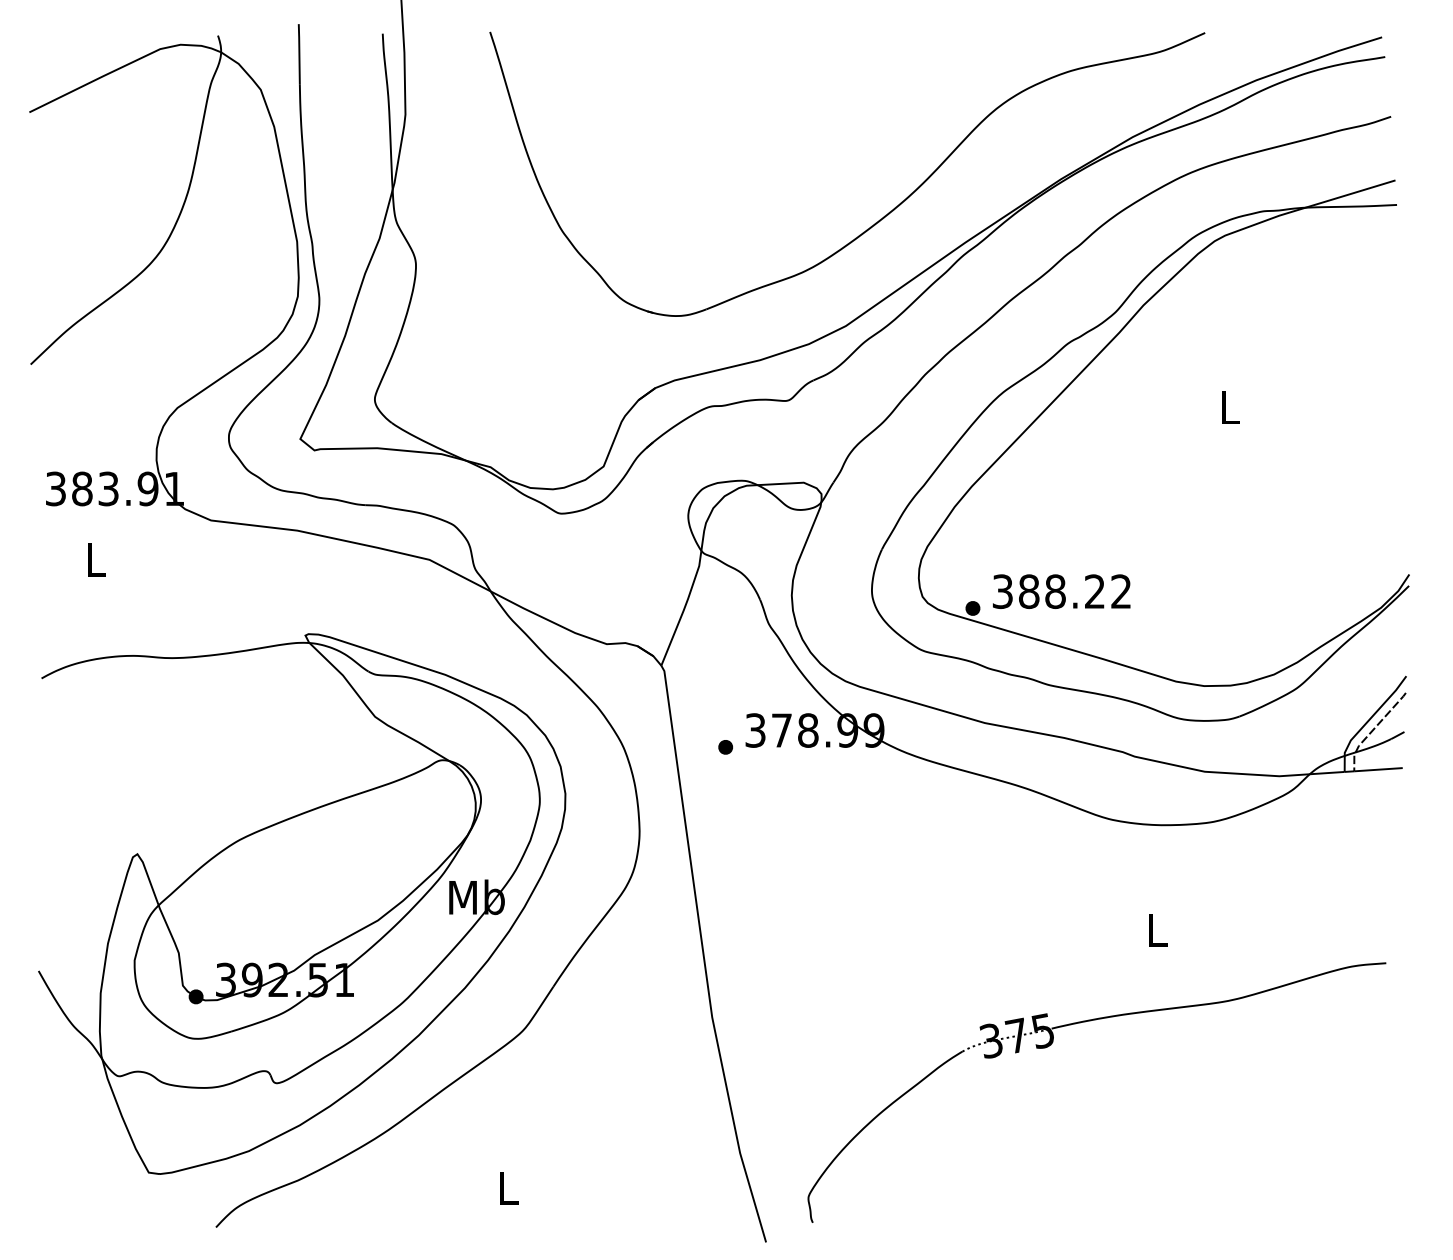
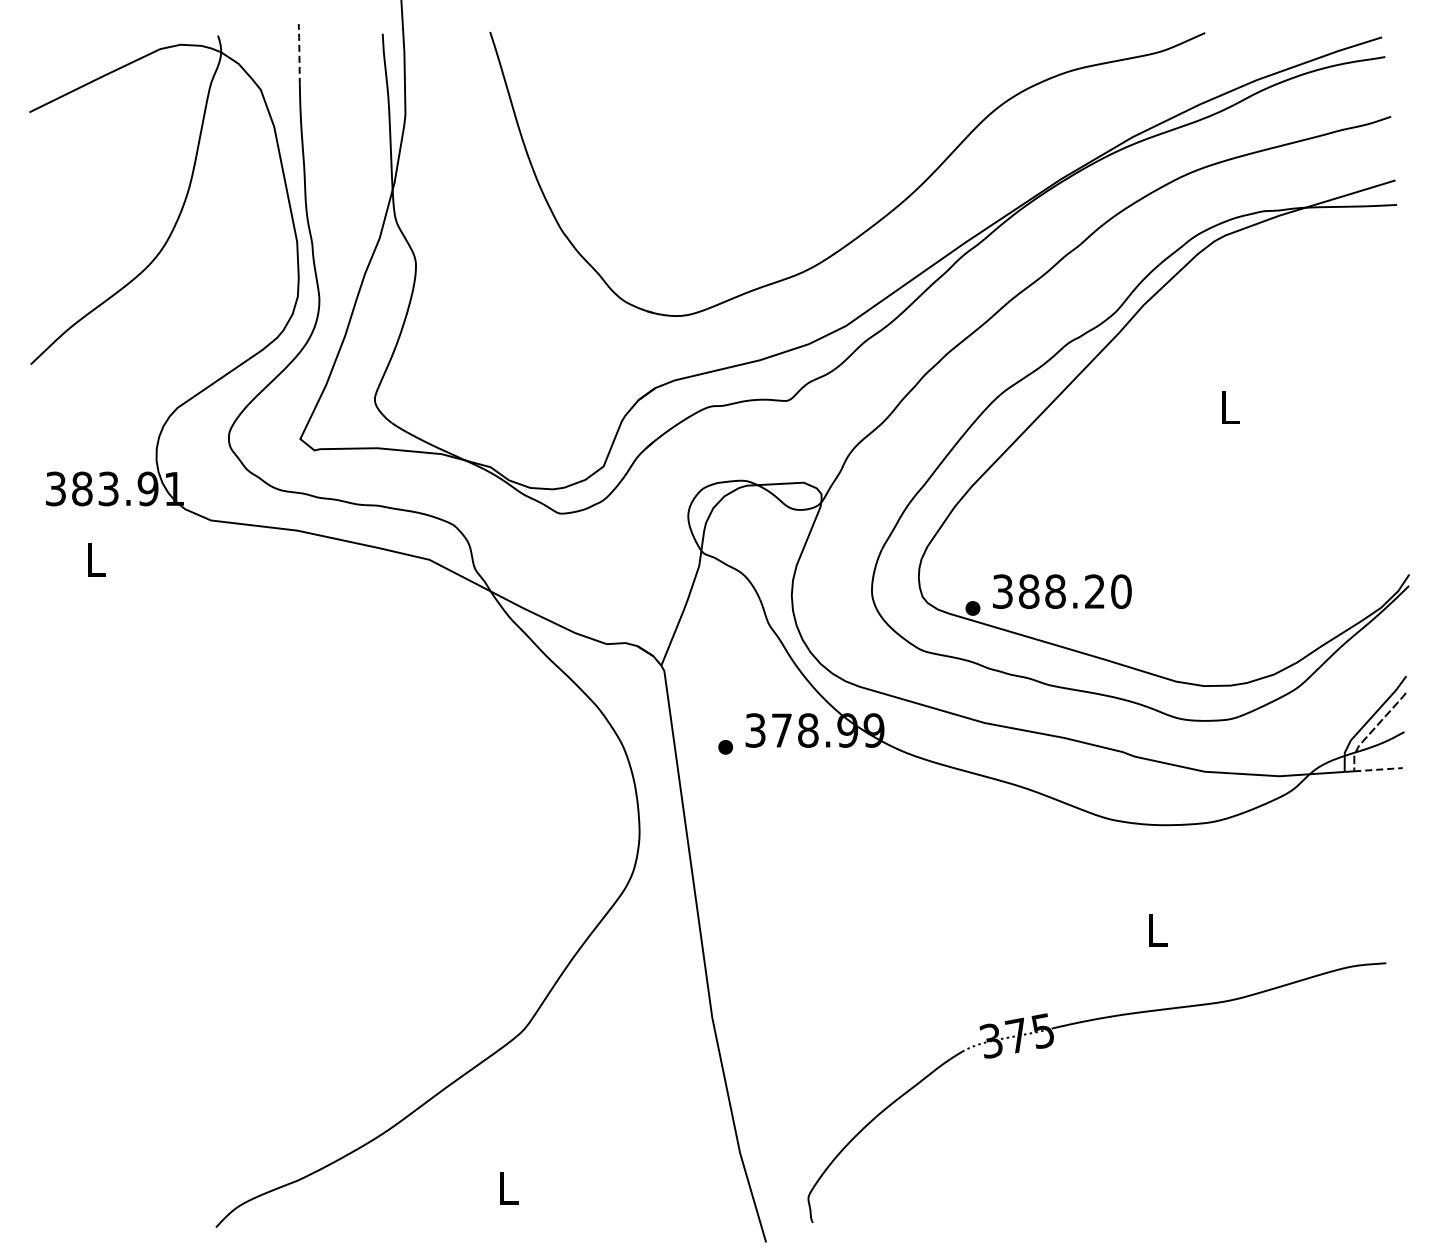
line: solid -> dashed (299, 53)
text: 388.22 -> 388.20 (1121, 591)
line: solid -> dashed (1378, 769)
part: present -> none (302, 903)
